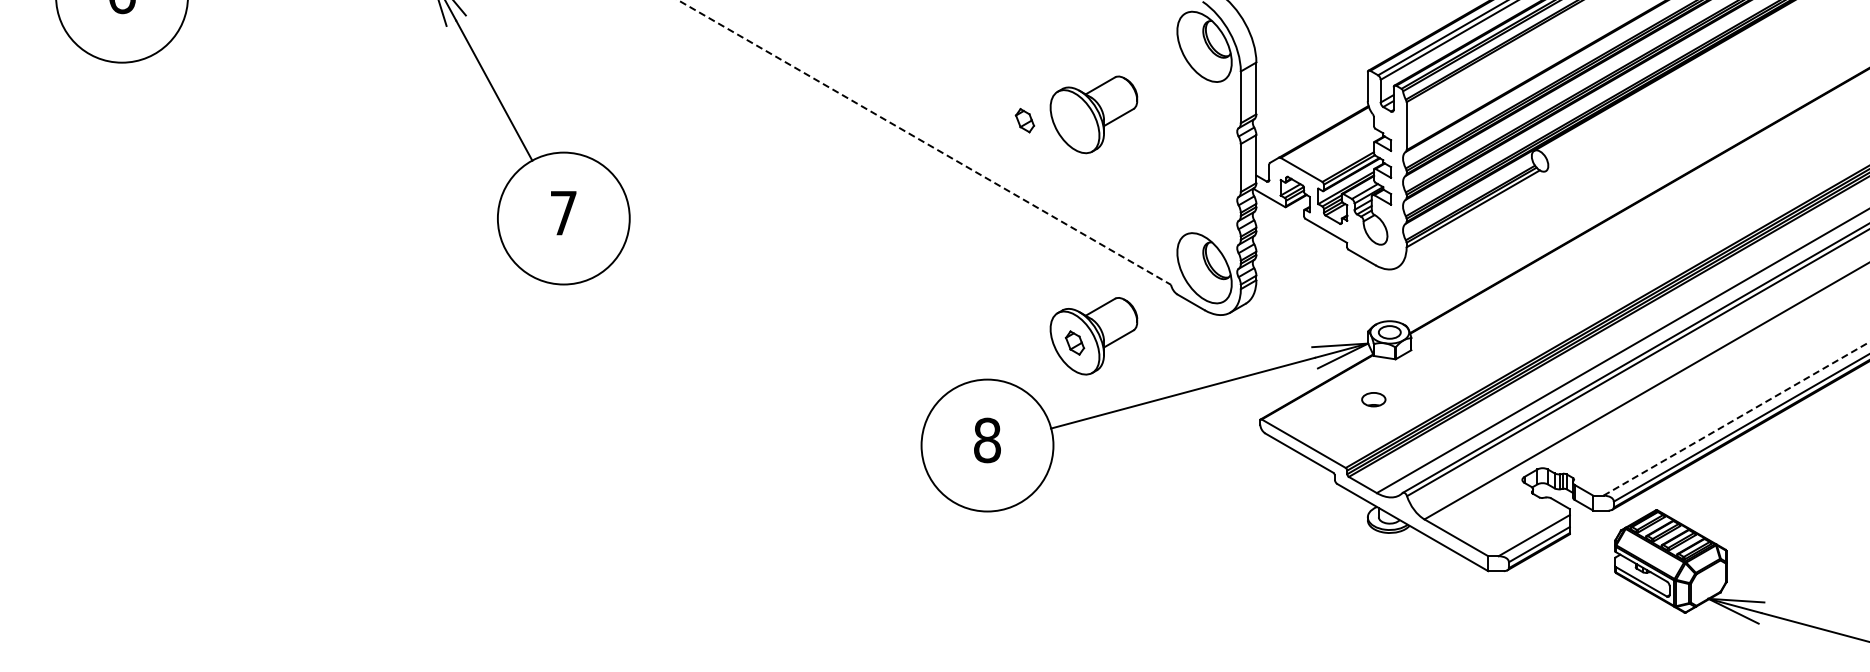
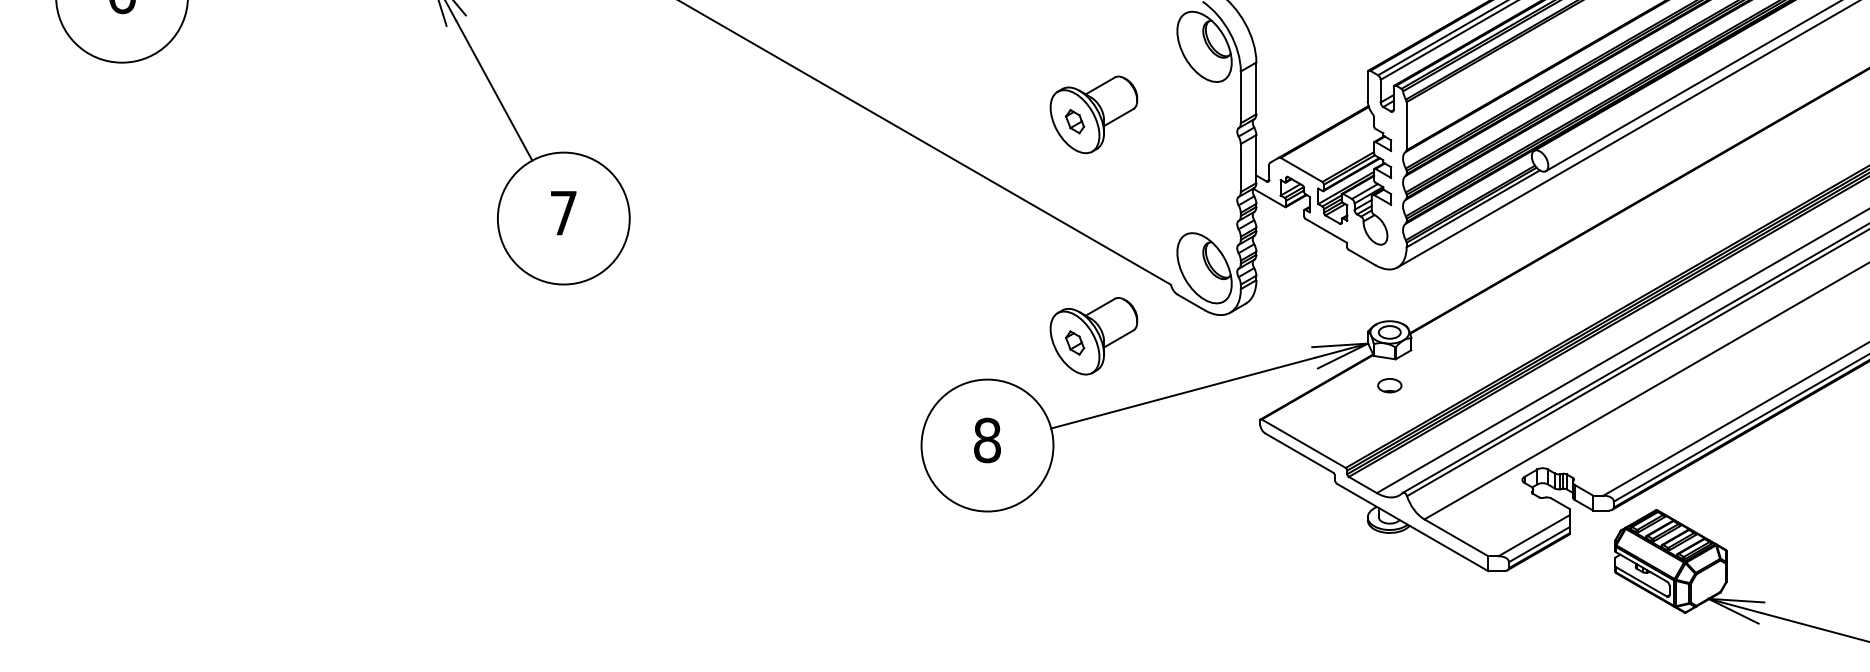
line: none -> present (1691, 86)
part position: (1024, 120) -> (1074, 121) (1074, 121)
line: none -> present (1626, 134)
line: dashed -> solid (925, 142)
part position: (1373, 399) -> (1389, 385) (1389, 385)
line: dashed -> solid (1736, 418)
